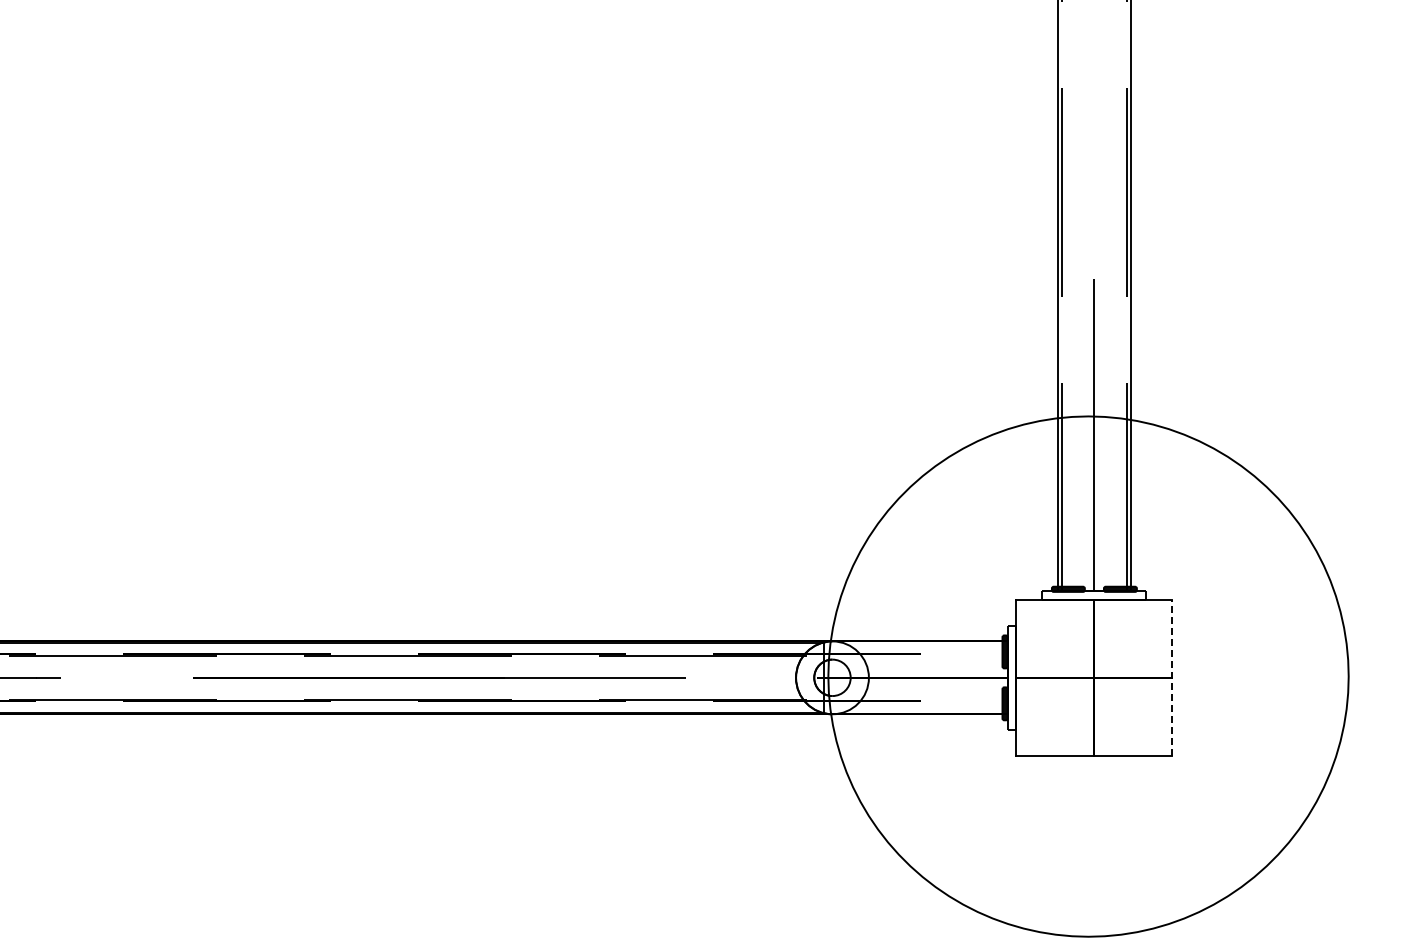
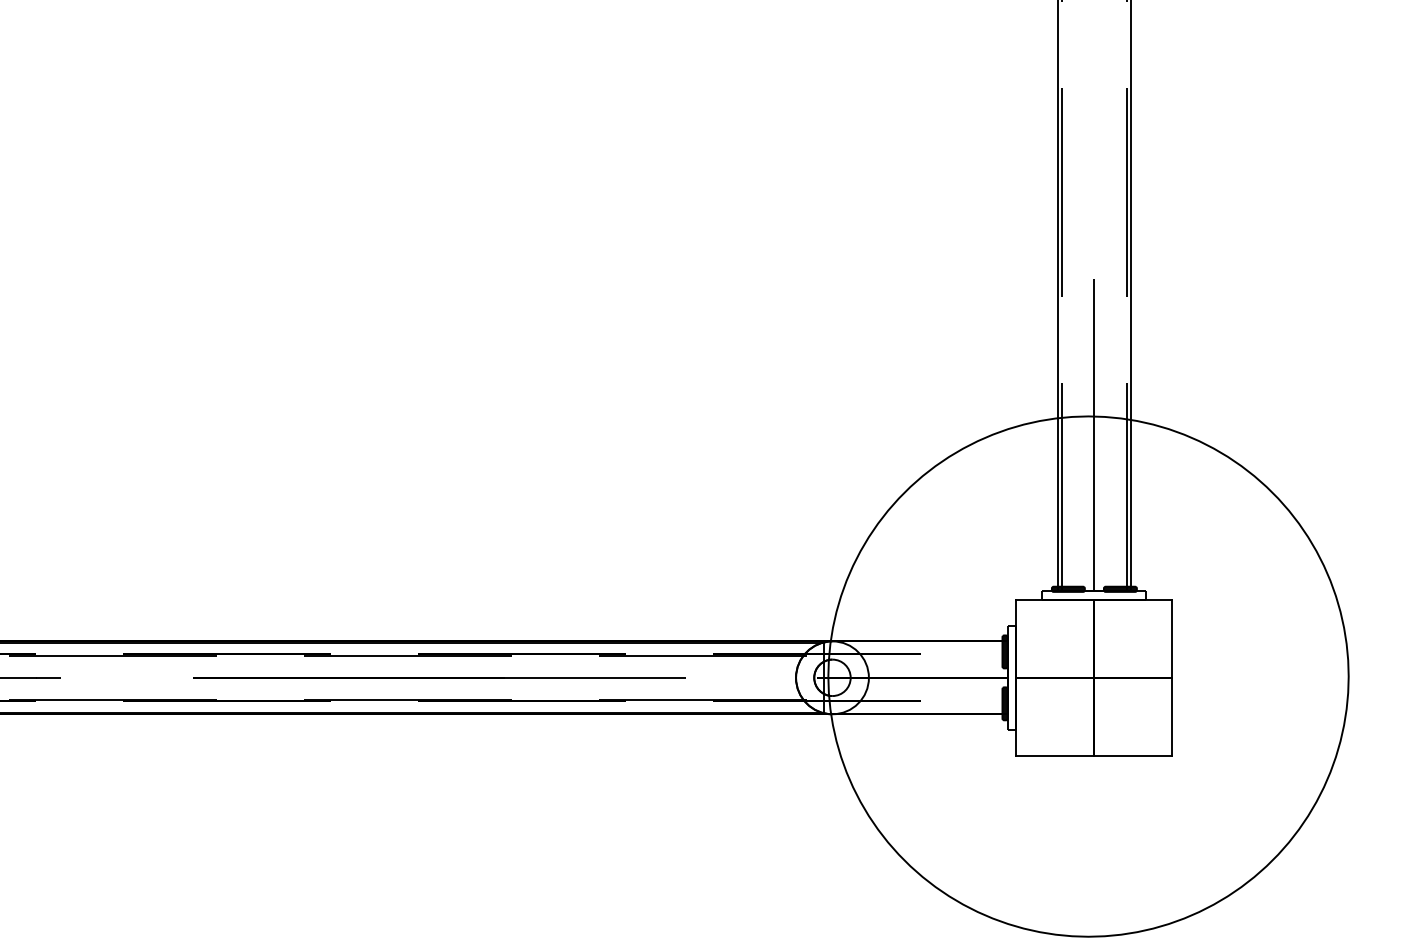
line: dashed -> solid (1172, 677)
